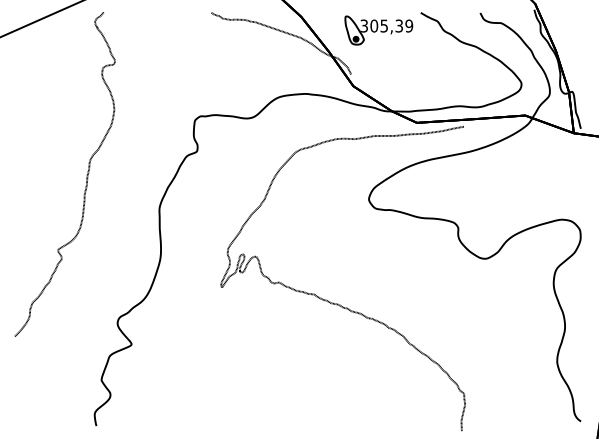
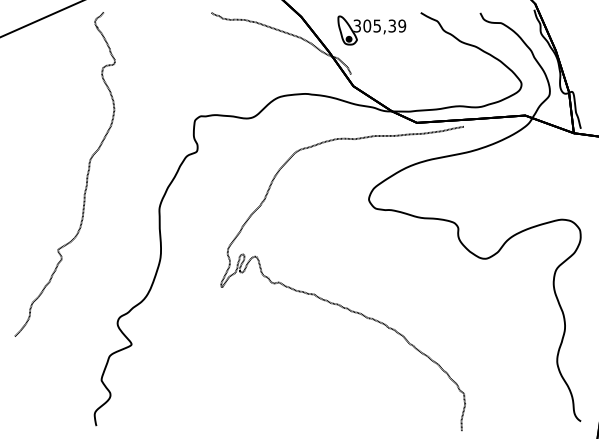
part position: (378, 30) -> (371, 30) (371, 30)
